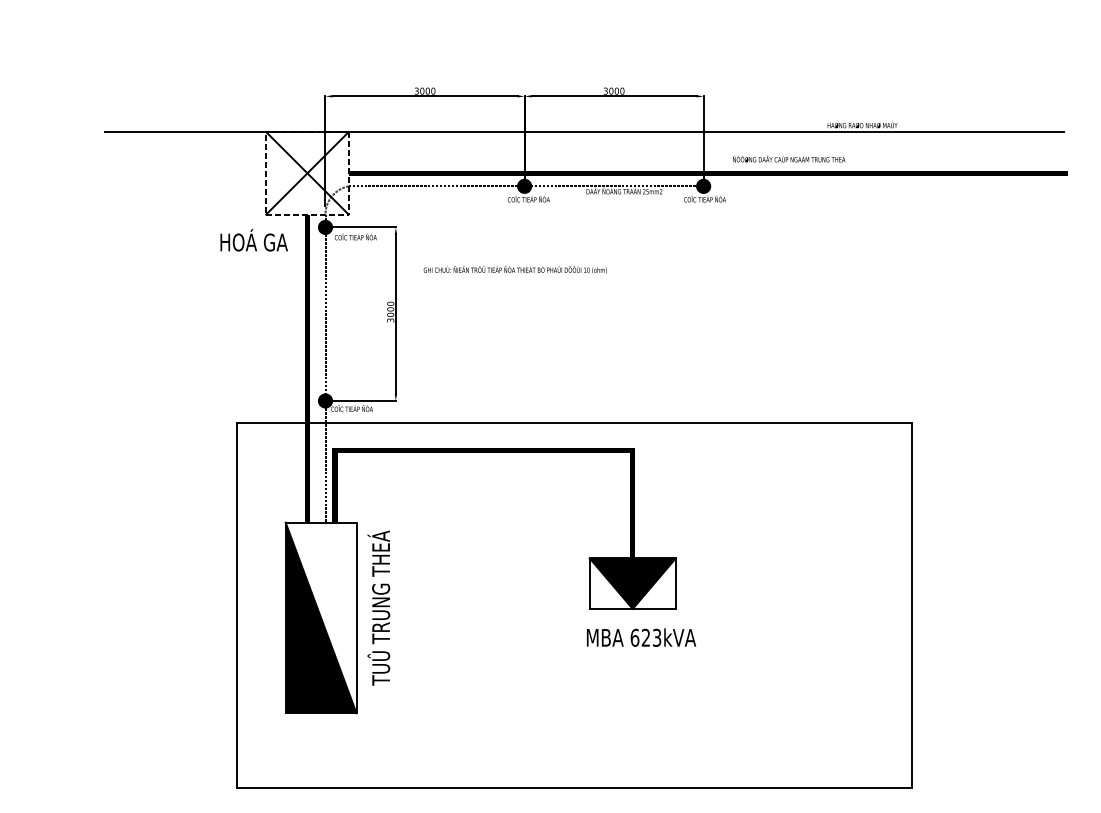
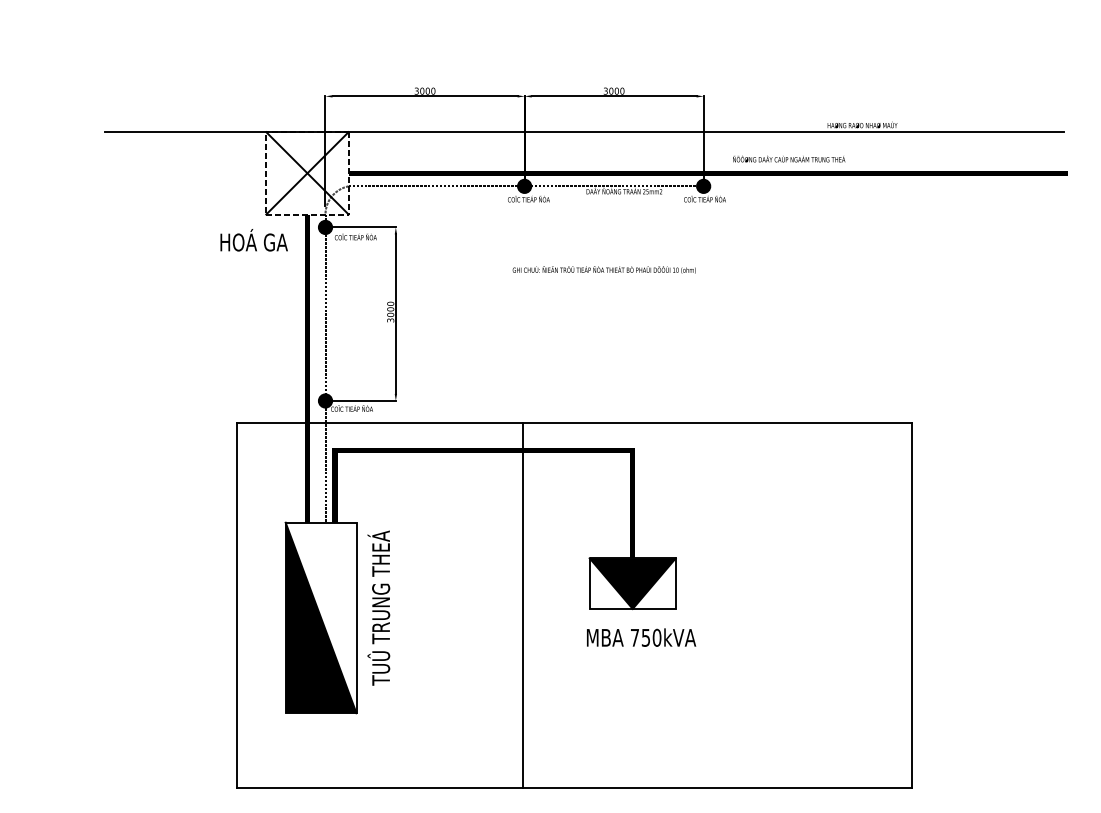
text position: (514, 269) -> (603, 269) (603, 269)
line: none -> present (523, 605)
text: 623kVA -> 750kVA (645, 637)
